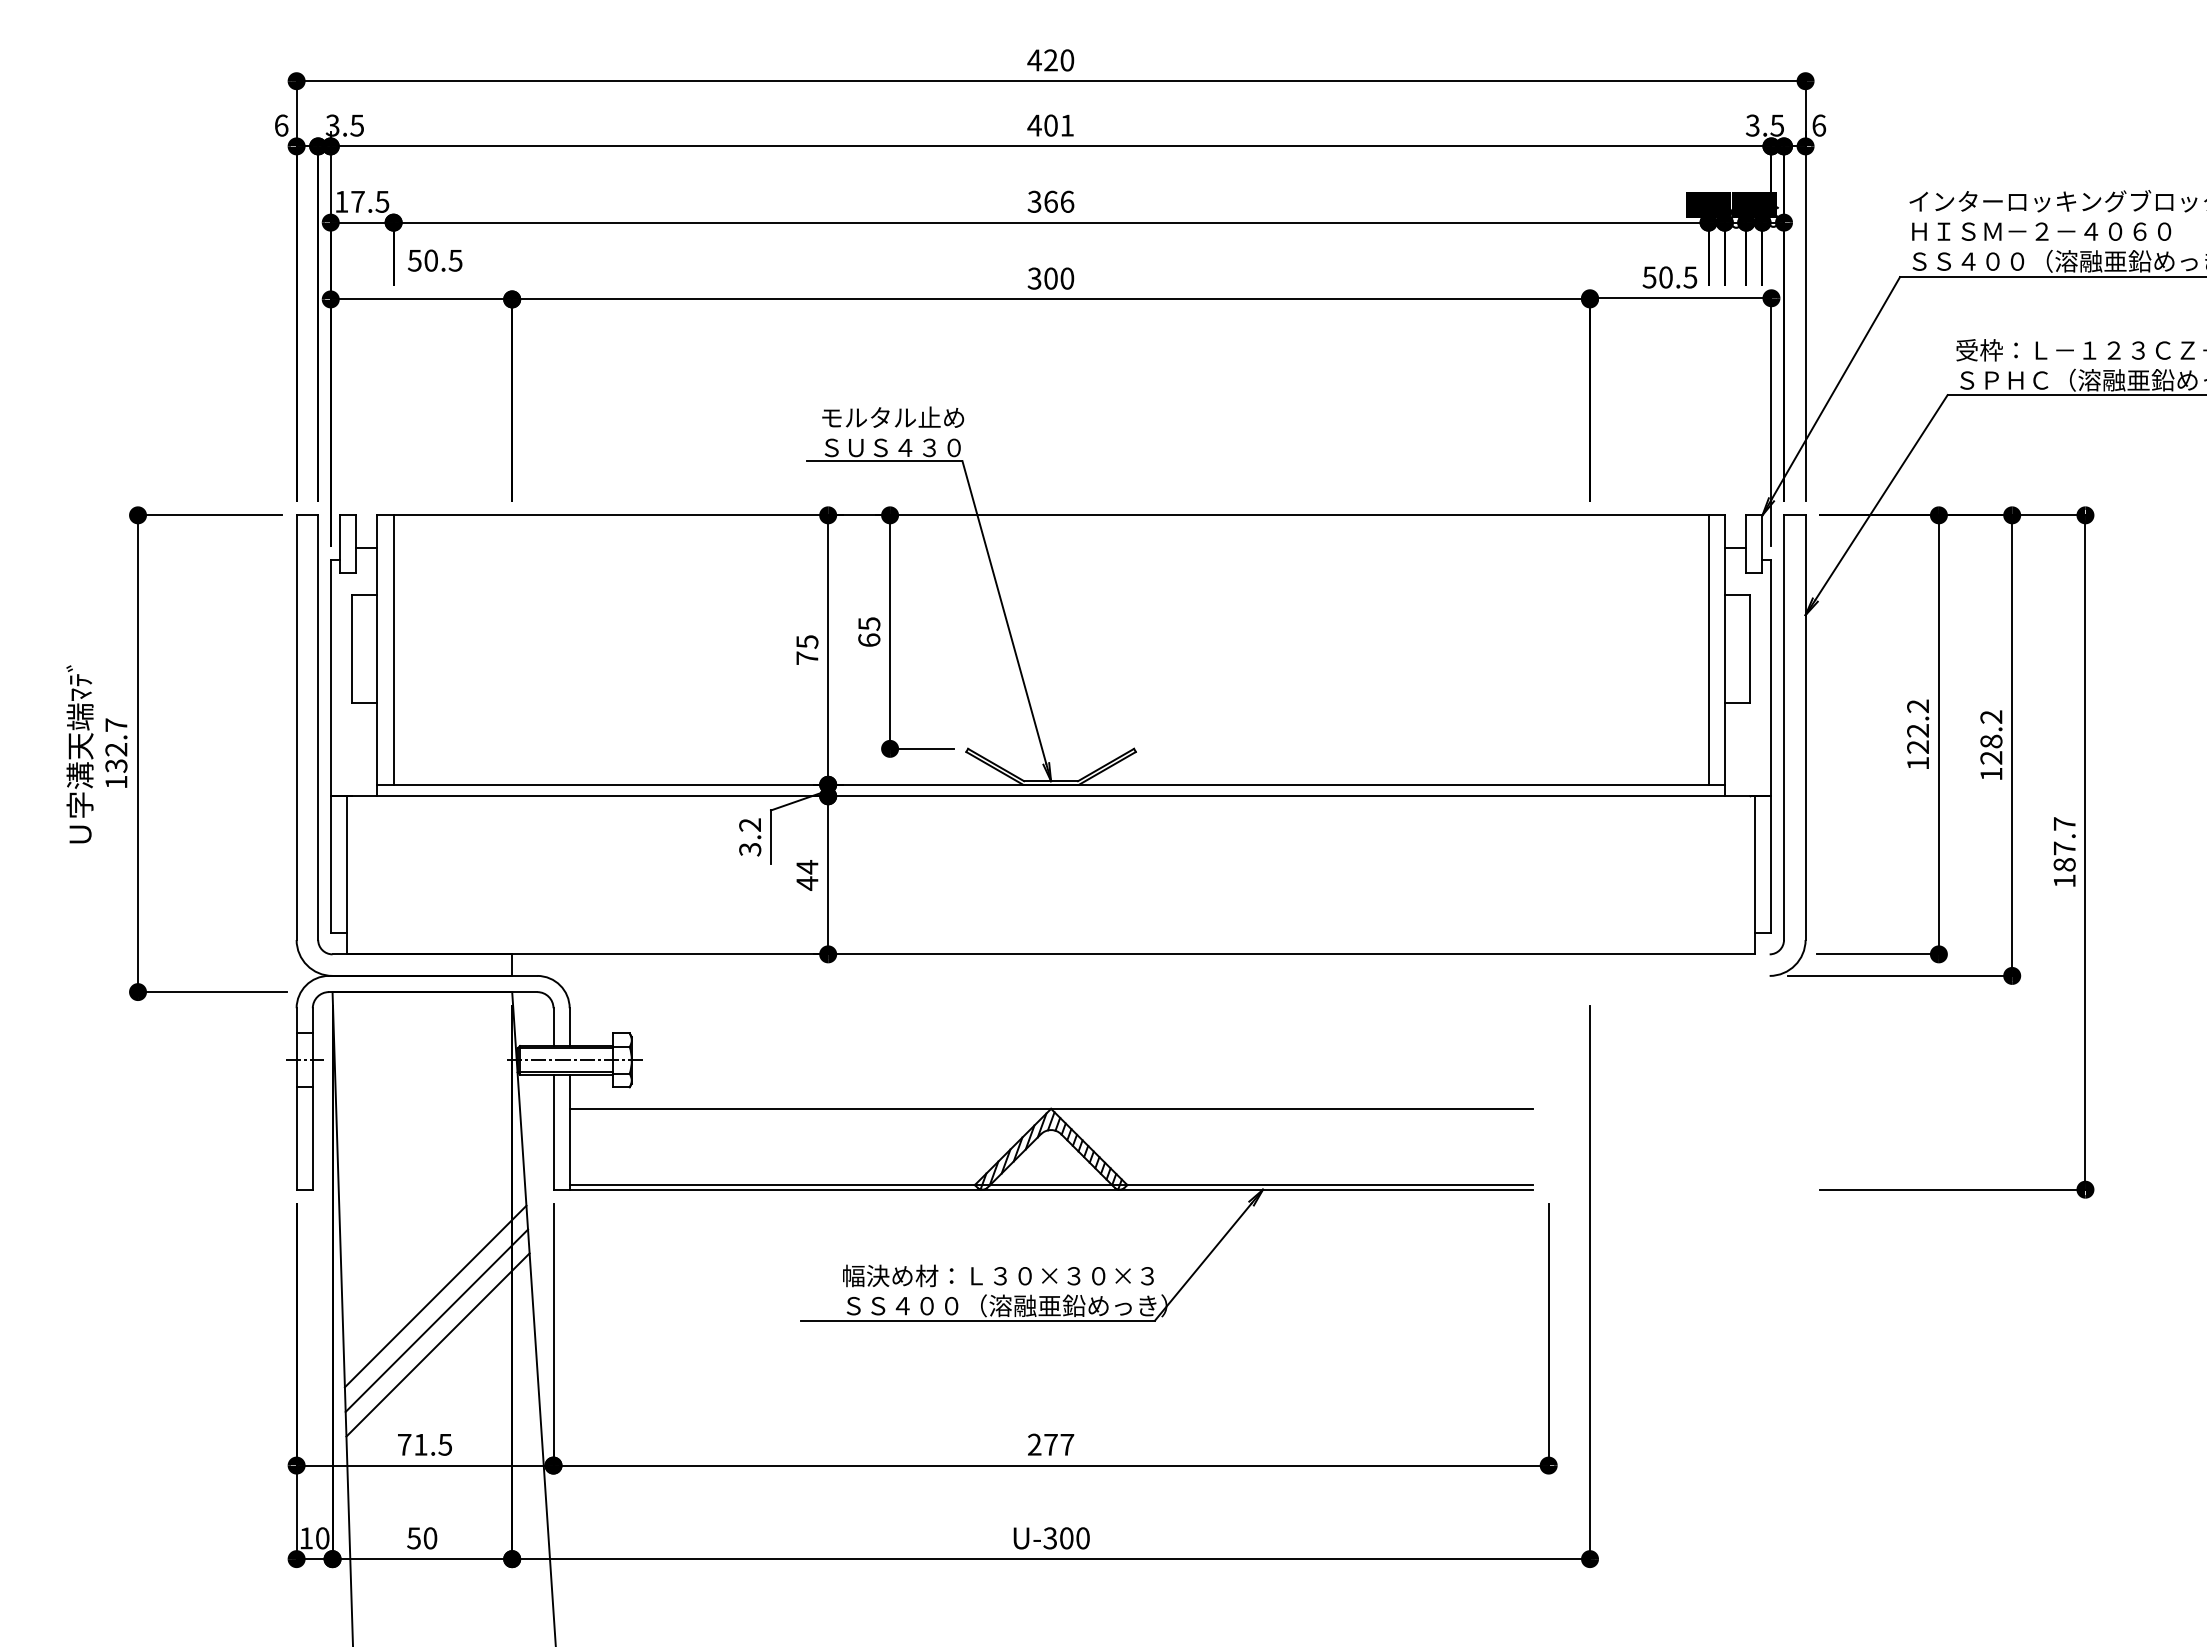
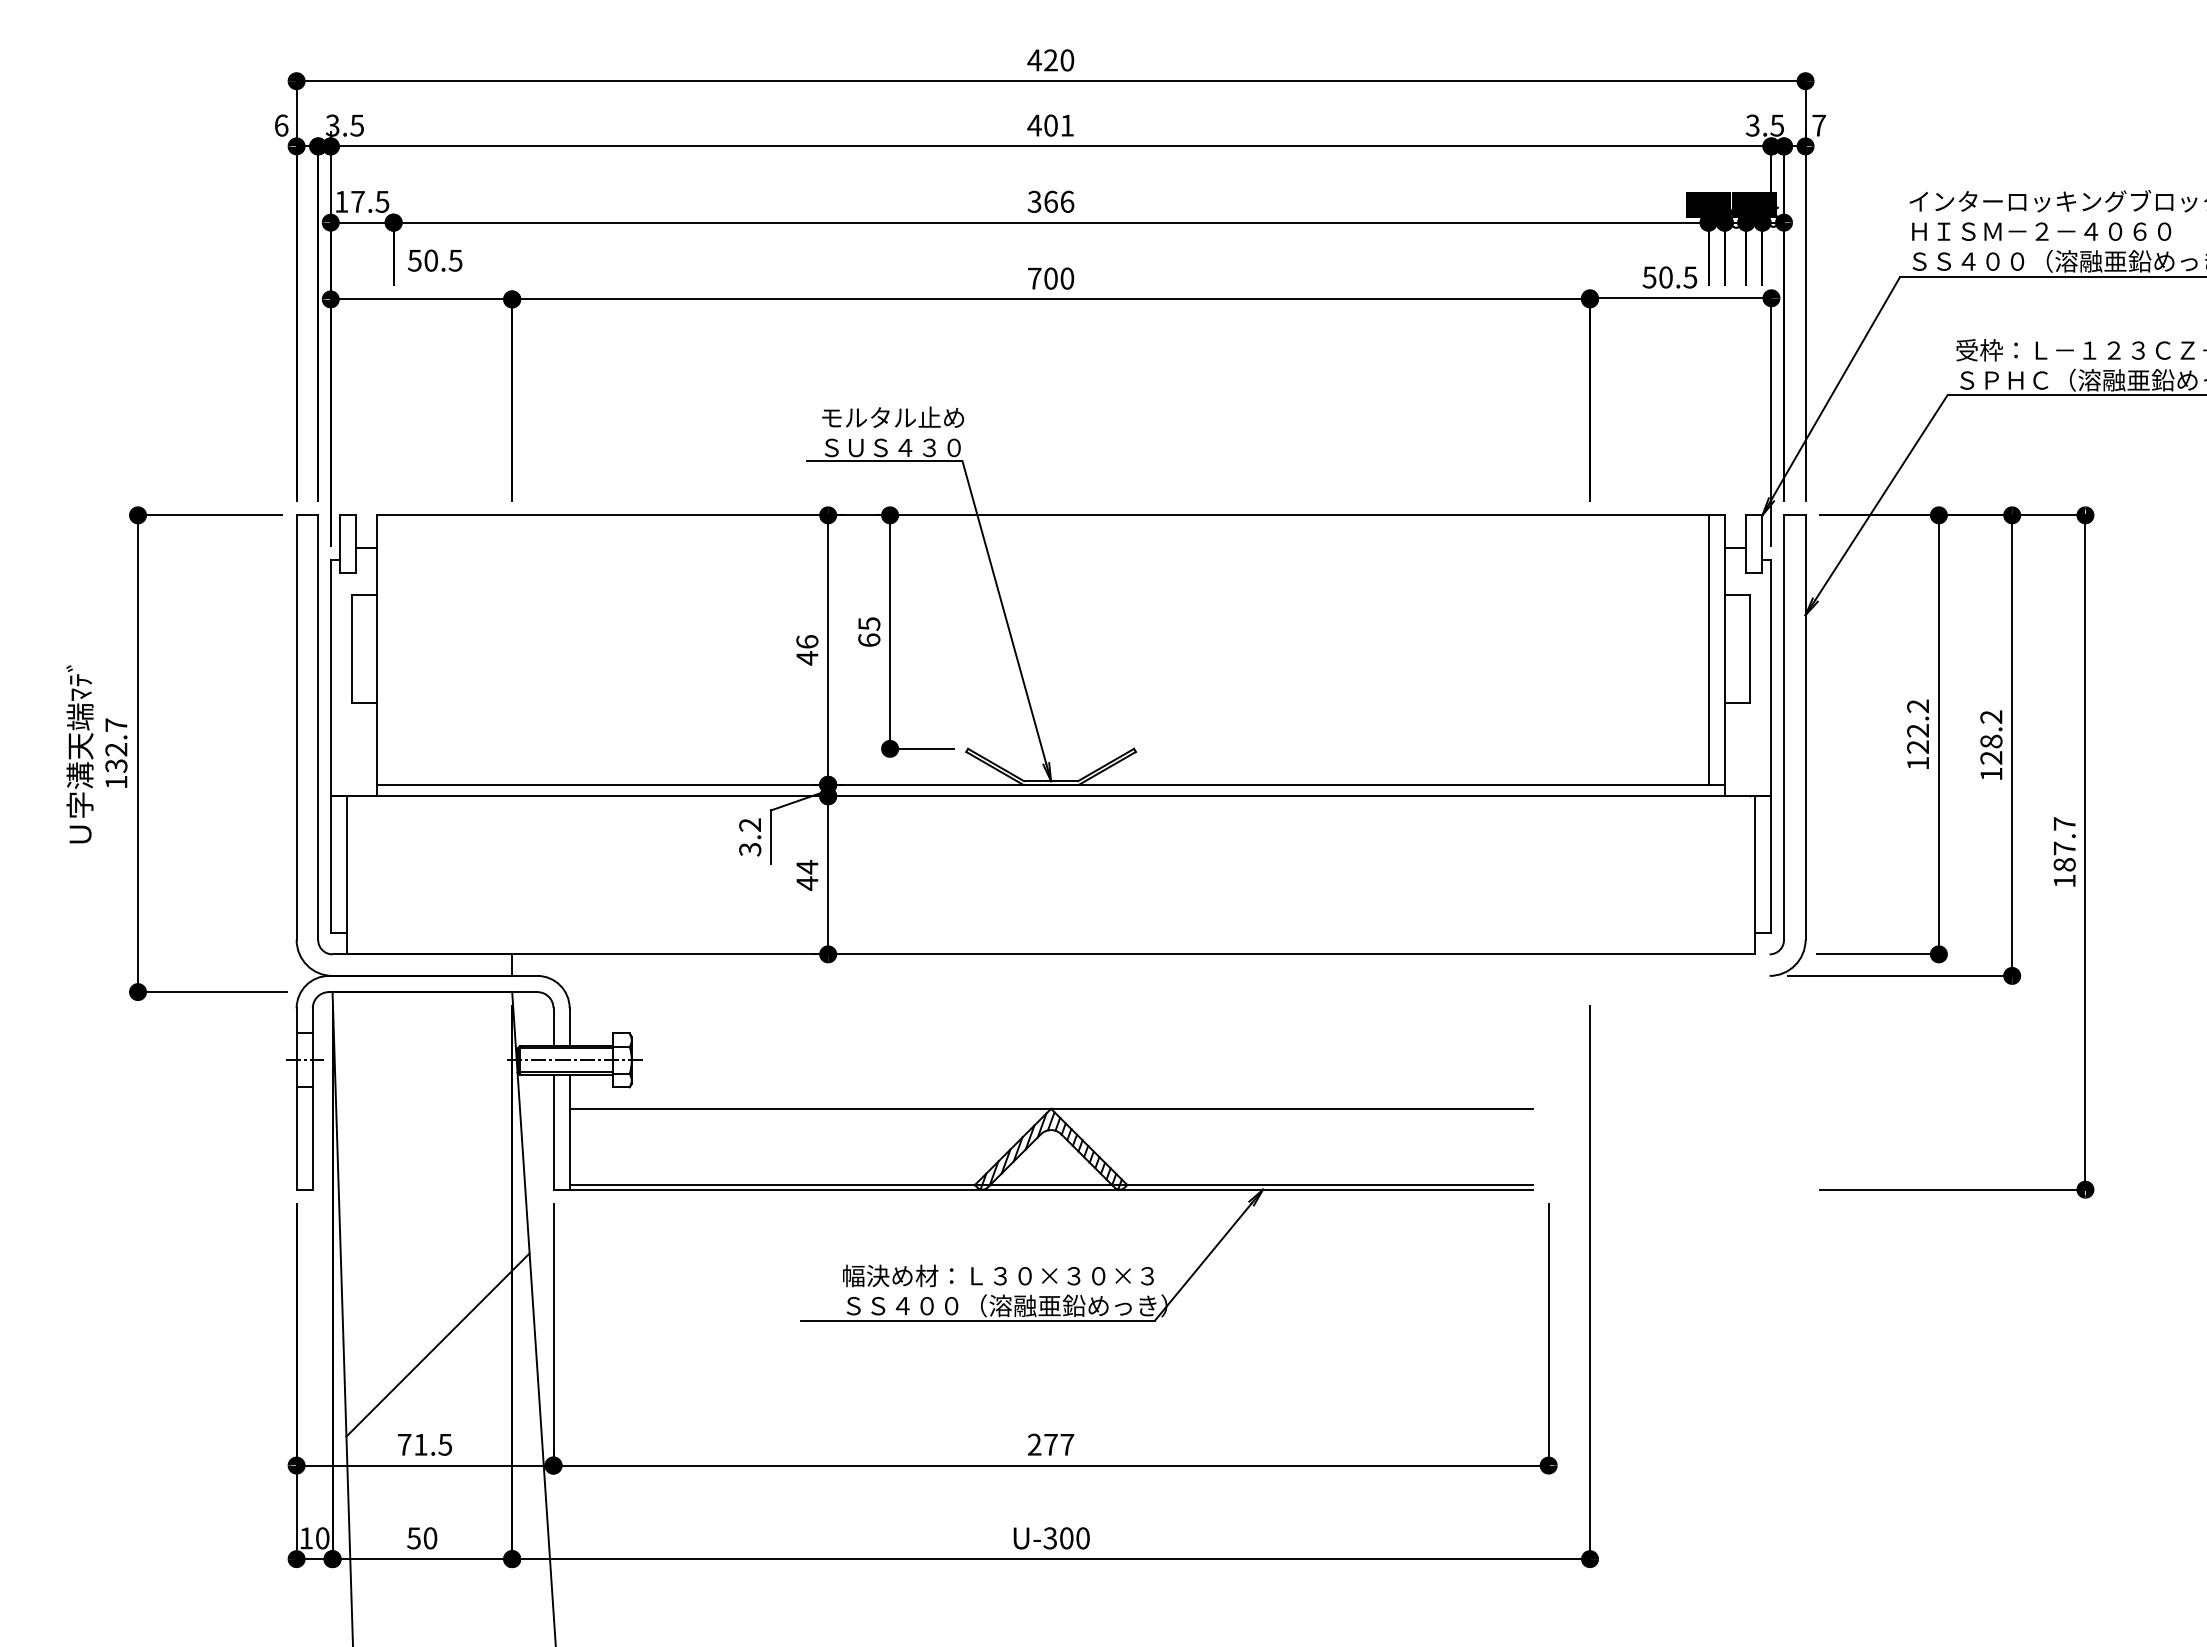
text: 6 -> 7 (1819, 125)
text: 300 -> 700 (1034, 278)
line: present -> none (393, 649)
text: 75 -> 46 (807, 650)
line: present -> none (435, 1296)
line: present -> none (436, 1320)
